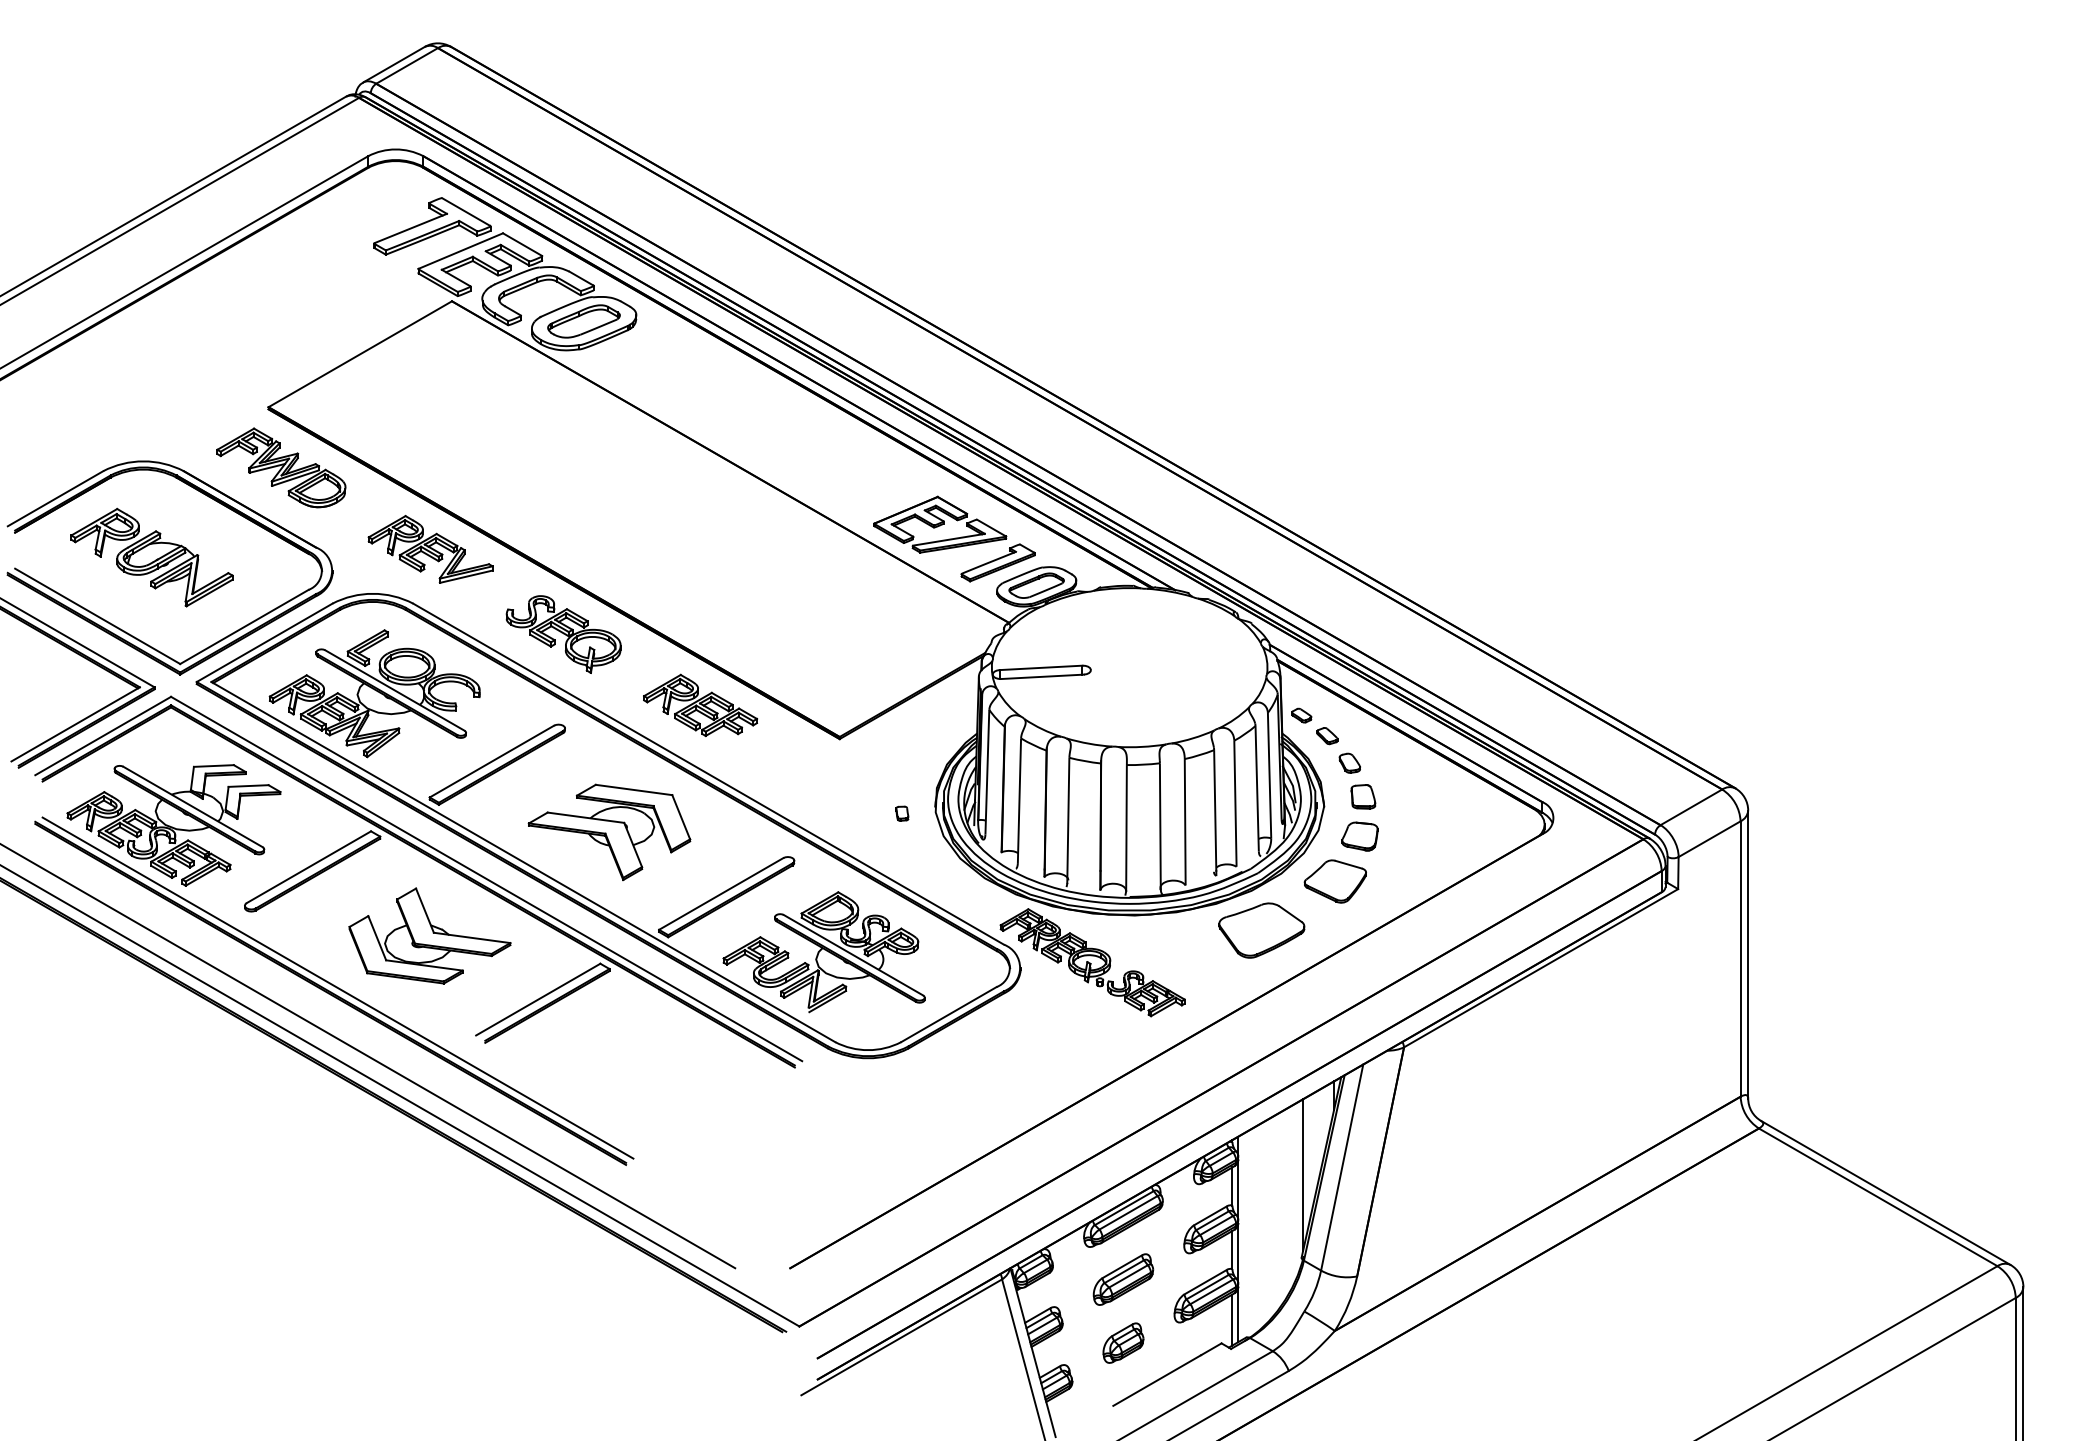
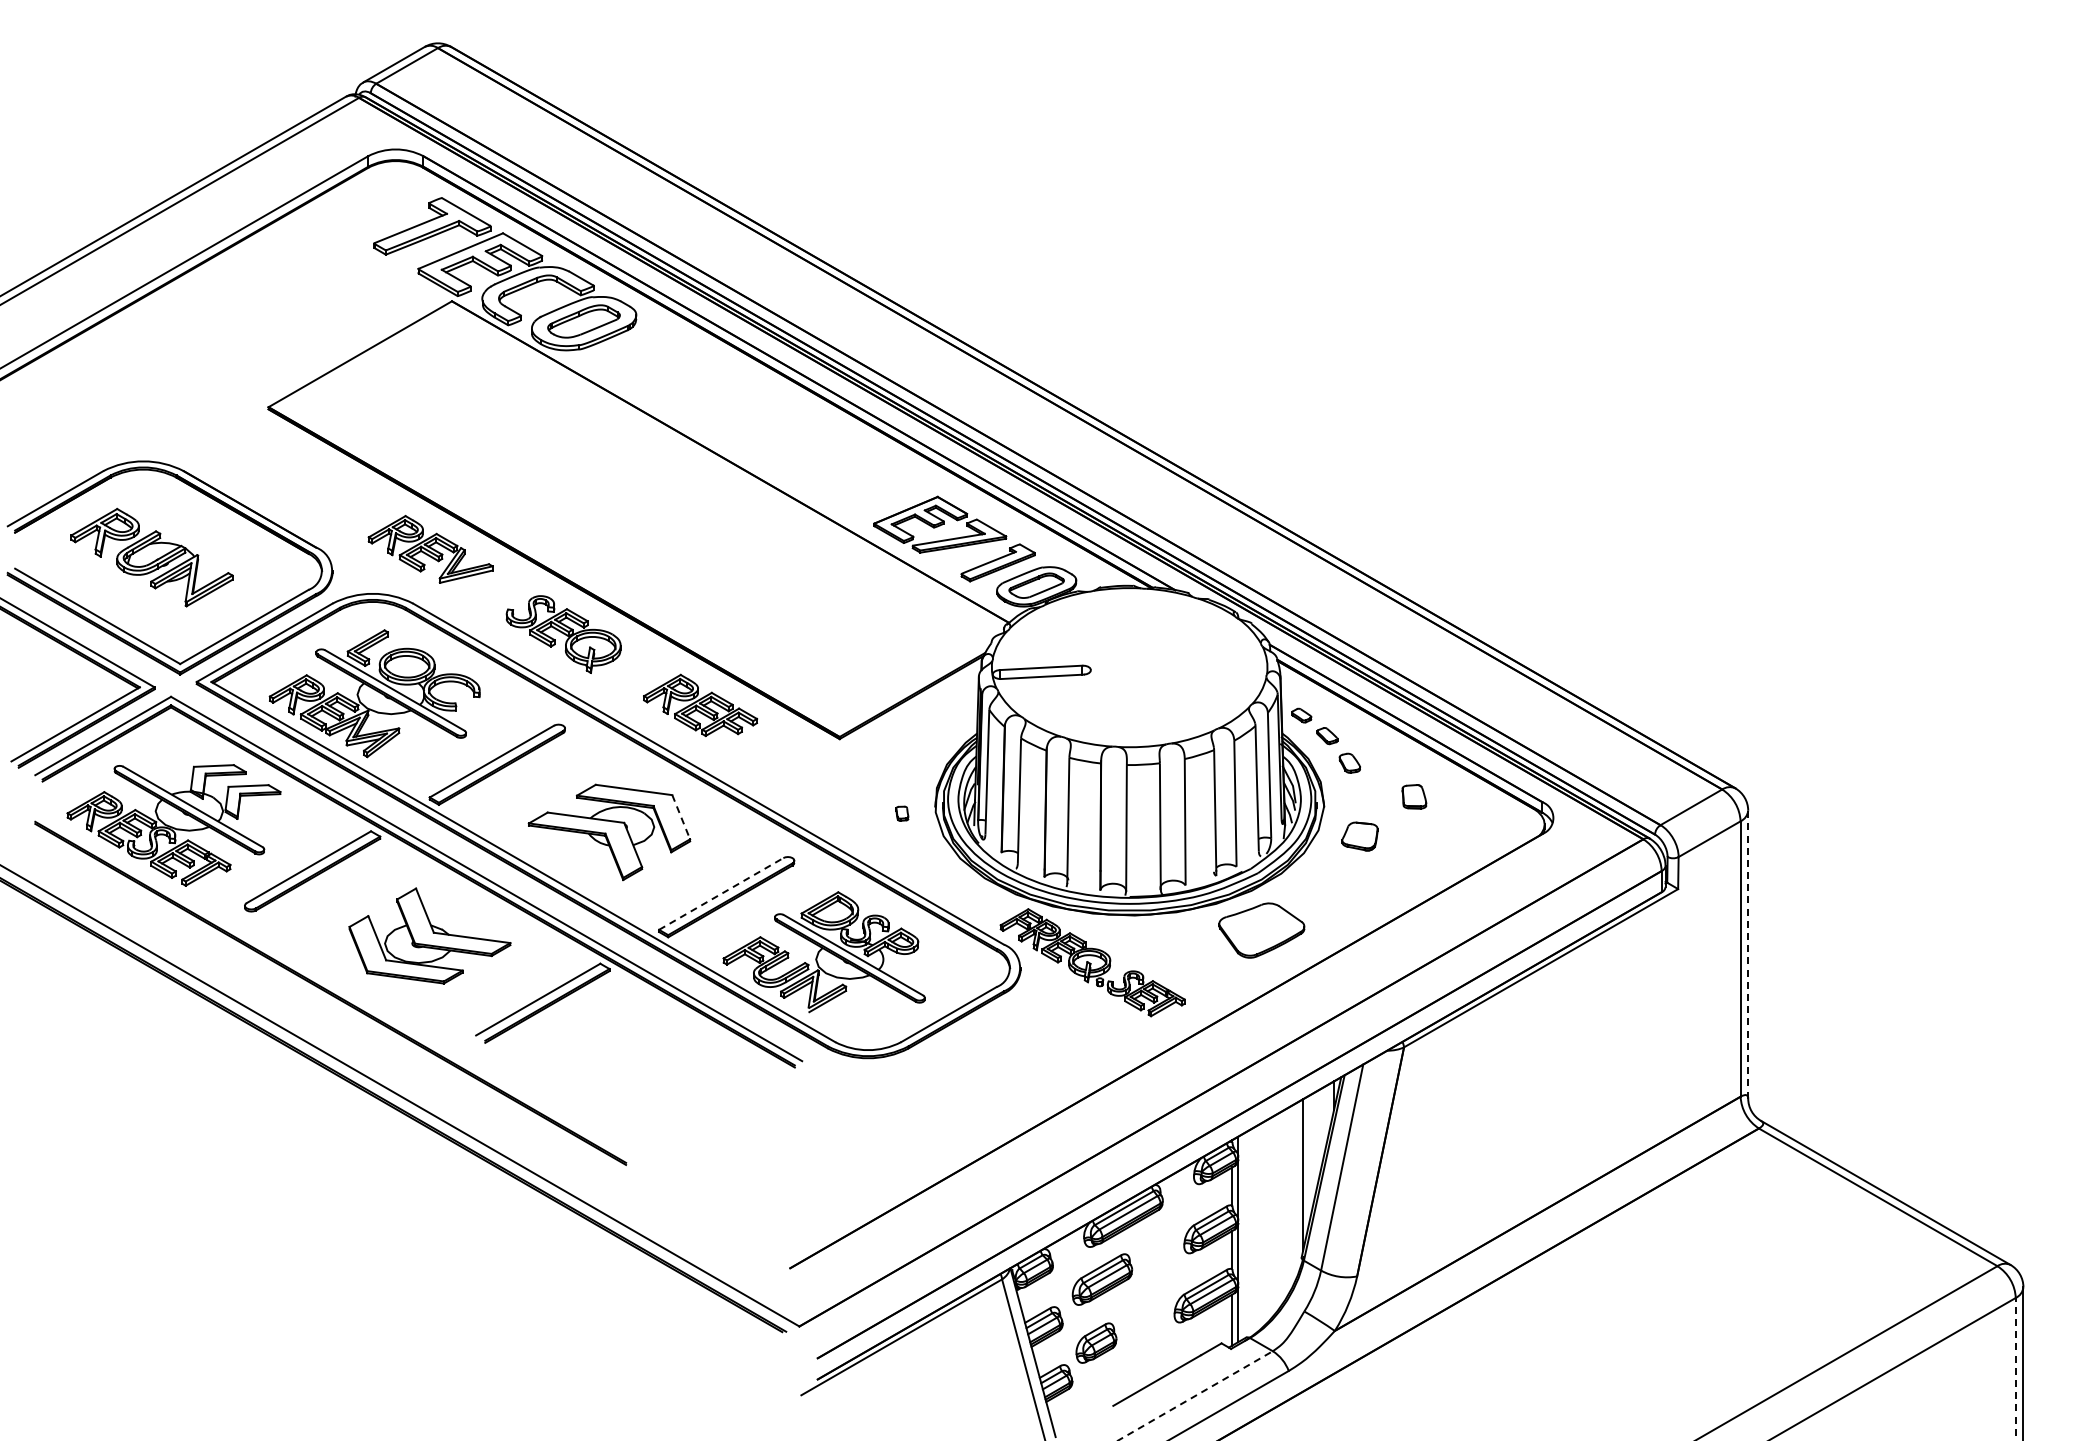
part: present -> none (281, 467)
part position: (1363, 796) -> (1414, 796) (1414, 796)
line: solid -> dashed (681, 817)
part: present -> none (1334, 881)
line: solid -> dashed (721, 893)
line: solid -> dashed (1748, 954)
line: present -> none (337, 987)
line: present -> none (368, 1056)
part position: (1123, 1279) -> (1102, 1279) (1102, 1279)
part position: (1123, 1342) -> (1096, 1342) (1096, 1342)
line: solid -> dashed (2015, 1368)
line: solid -> dashed (1195, 1396)
